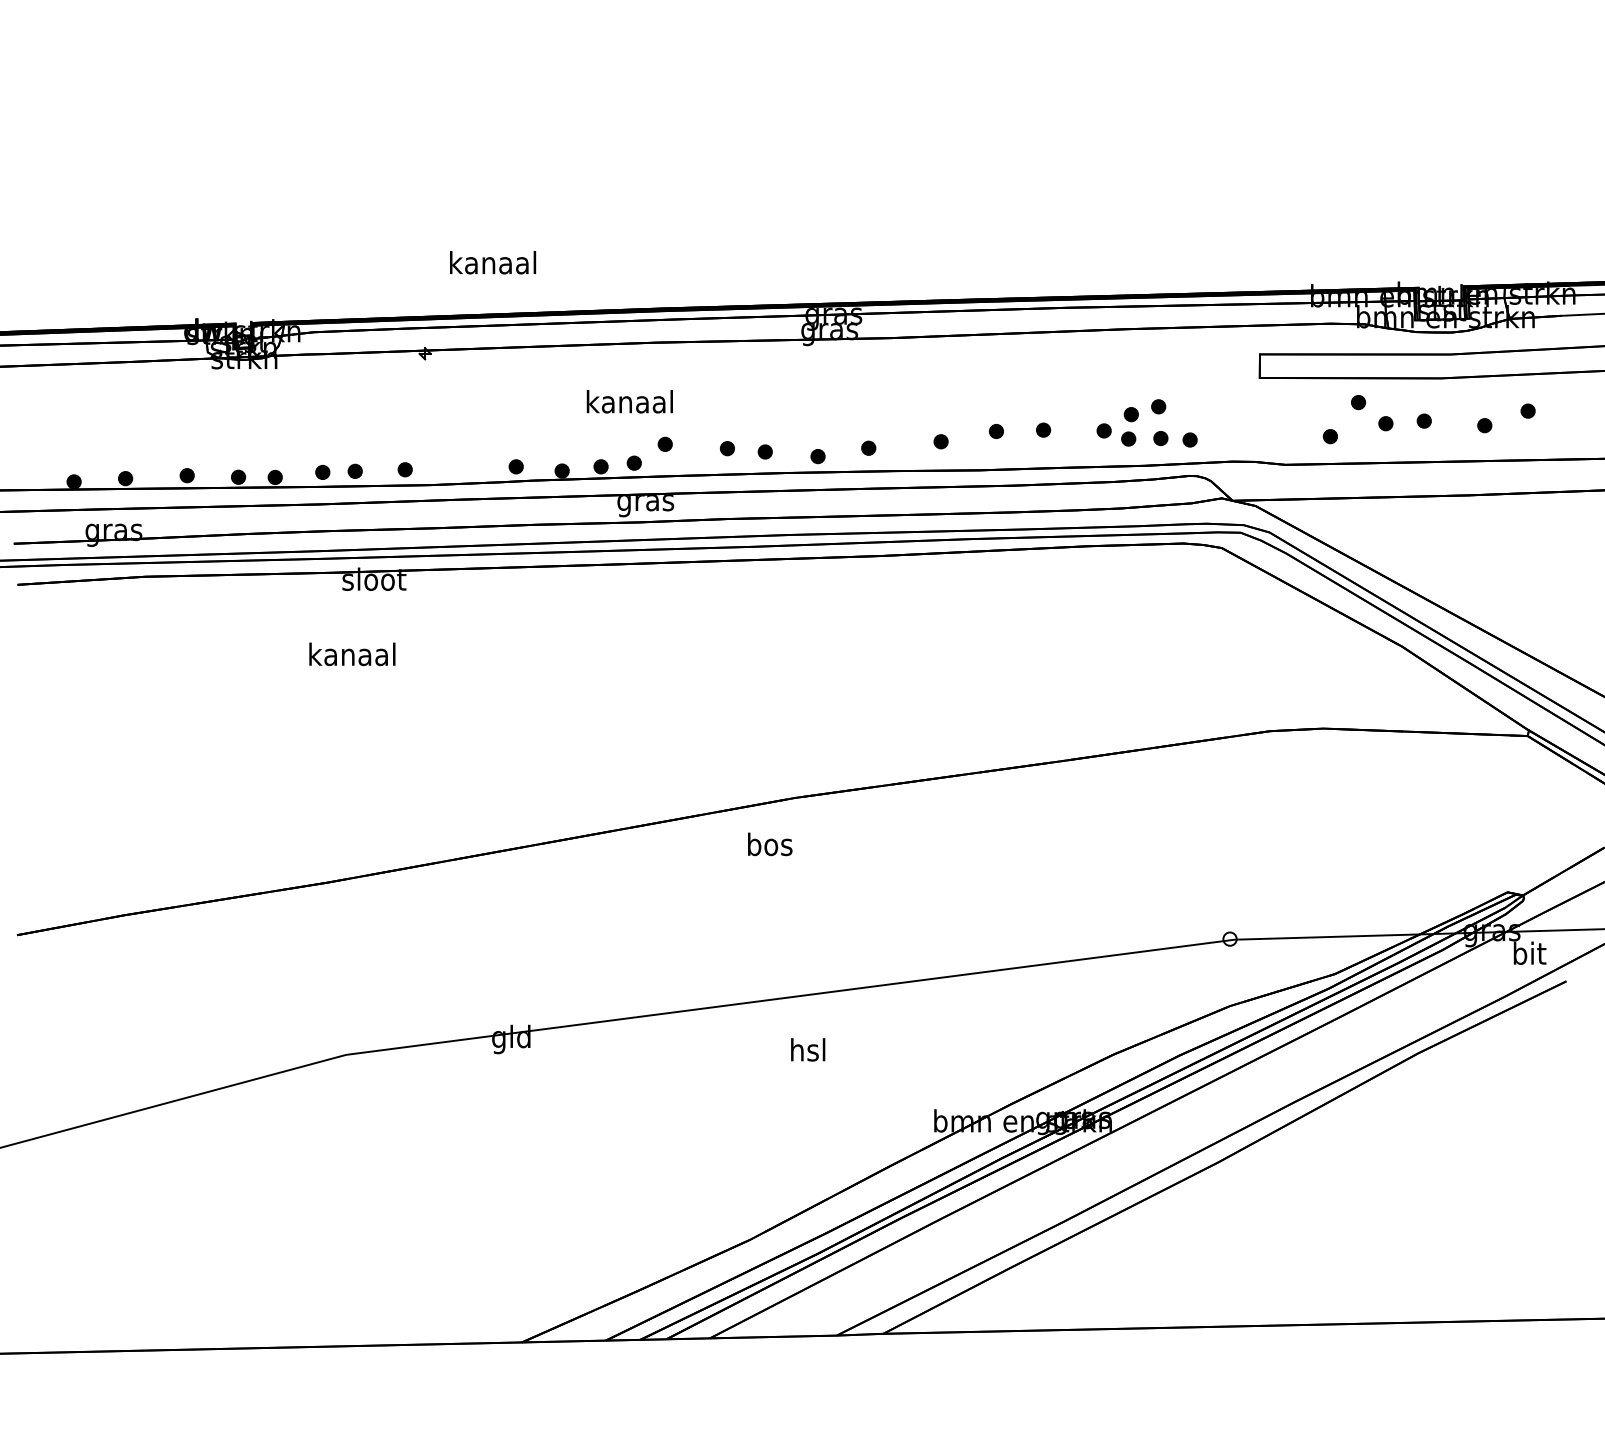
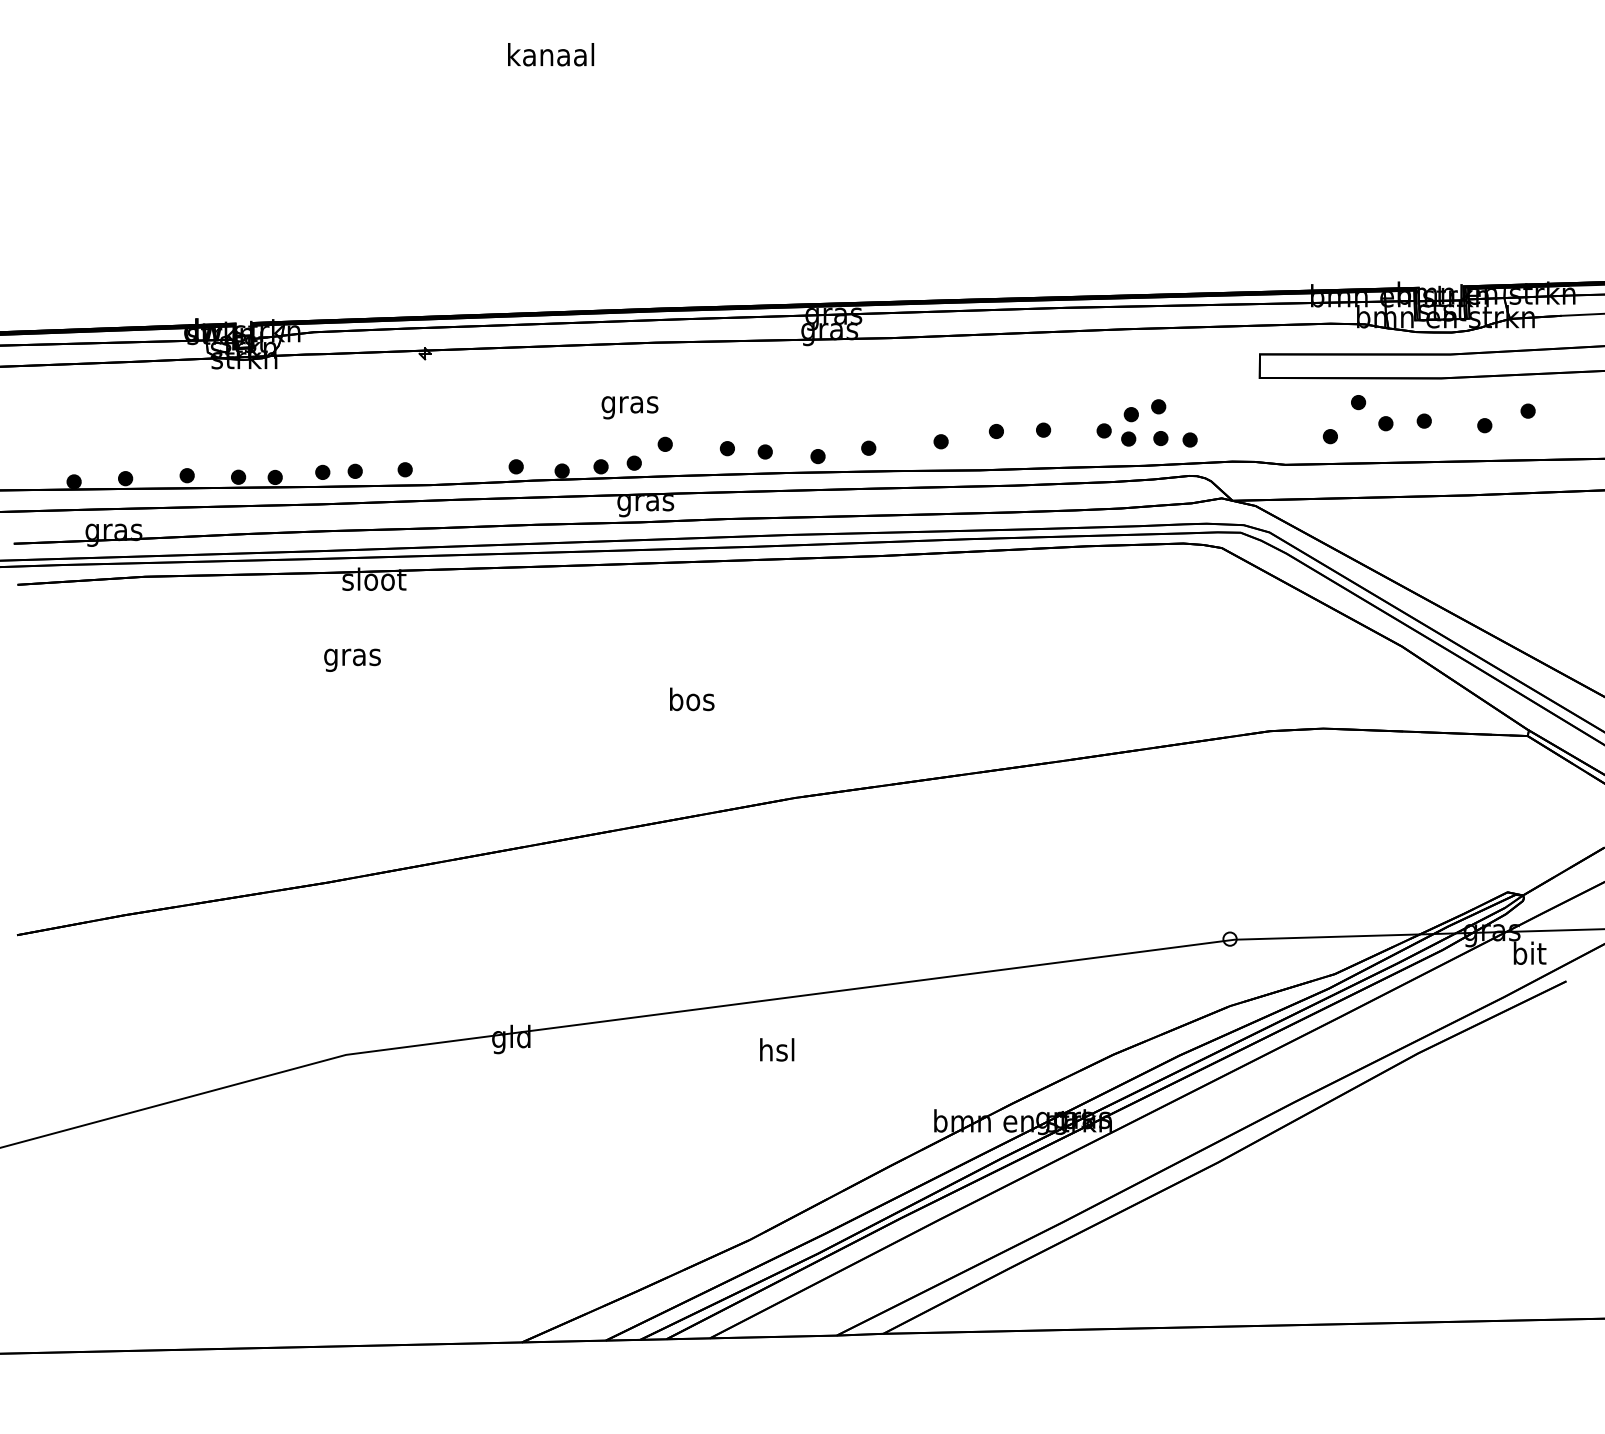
text position: (493, 262) -> (551, 54) (551, 54)
text: kanaal -> gras (629, 404)
text: kanaal -> gras (352, 656)
text position: (770, 844) -> (692, 699) (692, 699)
text position: (808, 1049) -> (777, 1049) (777, 1049)
